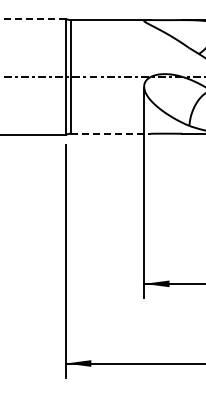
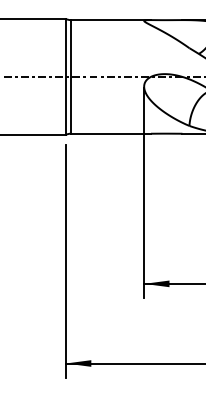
line: dashed -> solid (33, 19)
line: dashed -> solid (111, 133)
